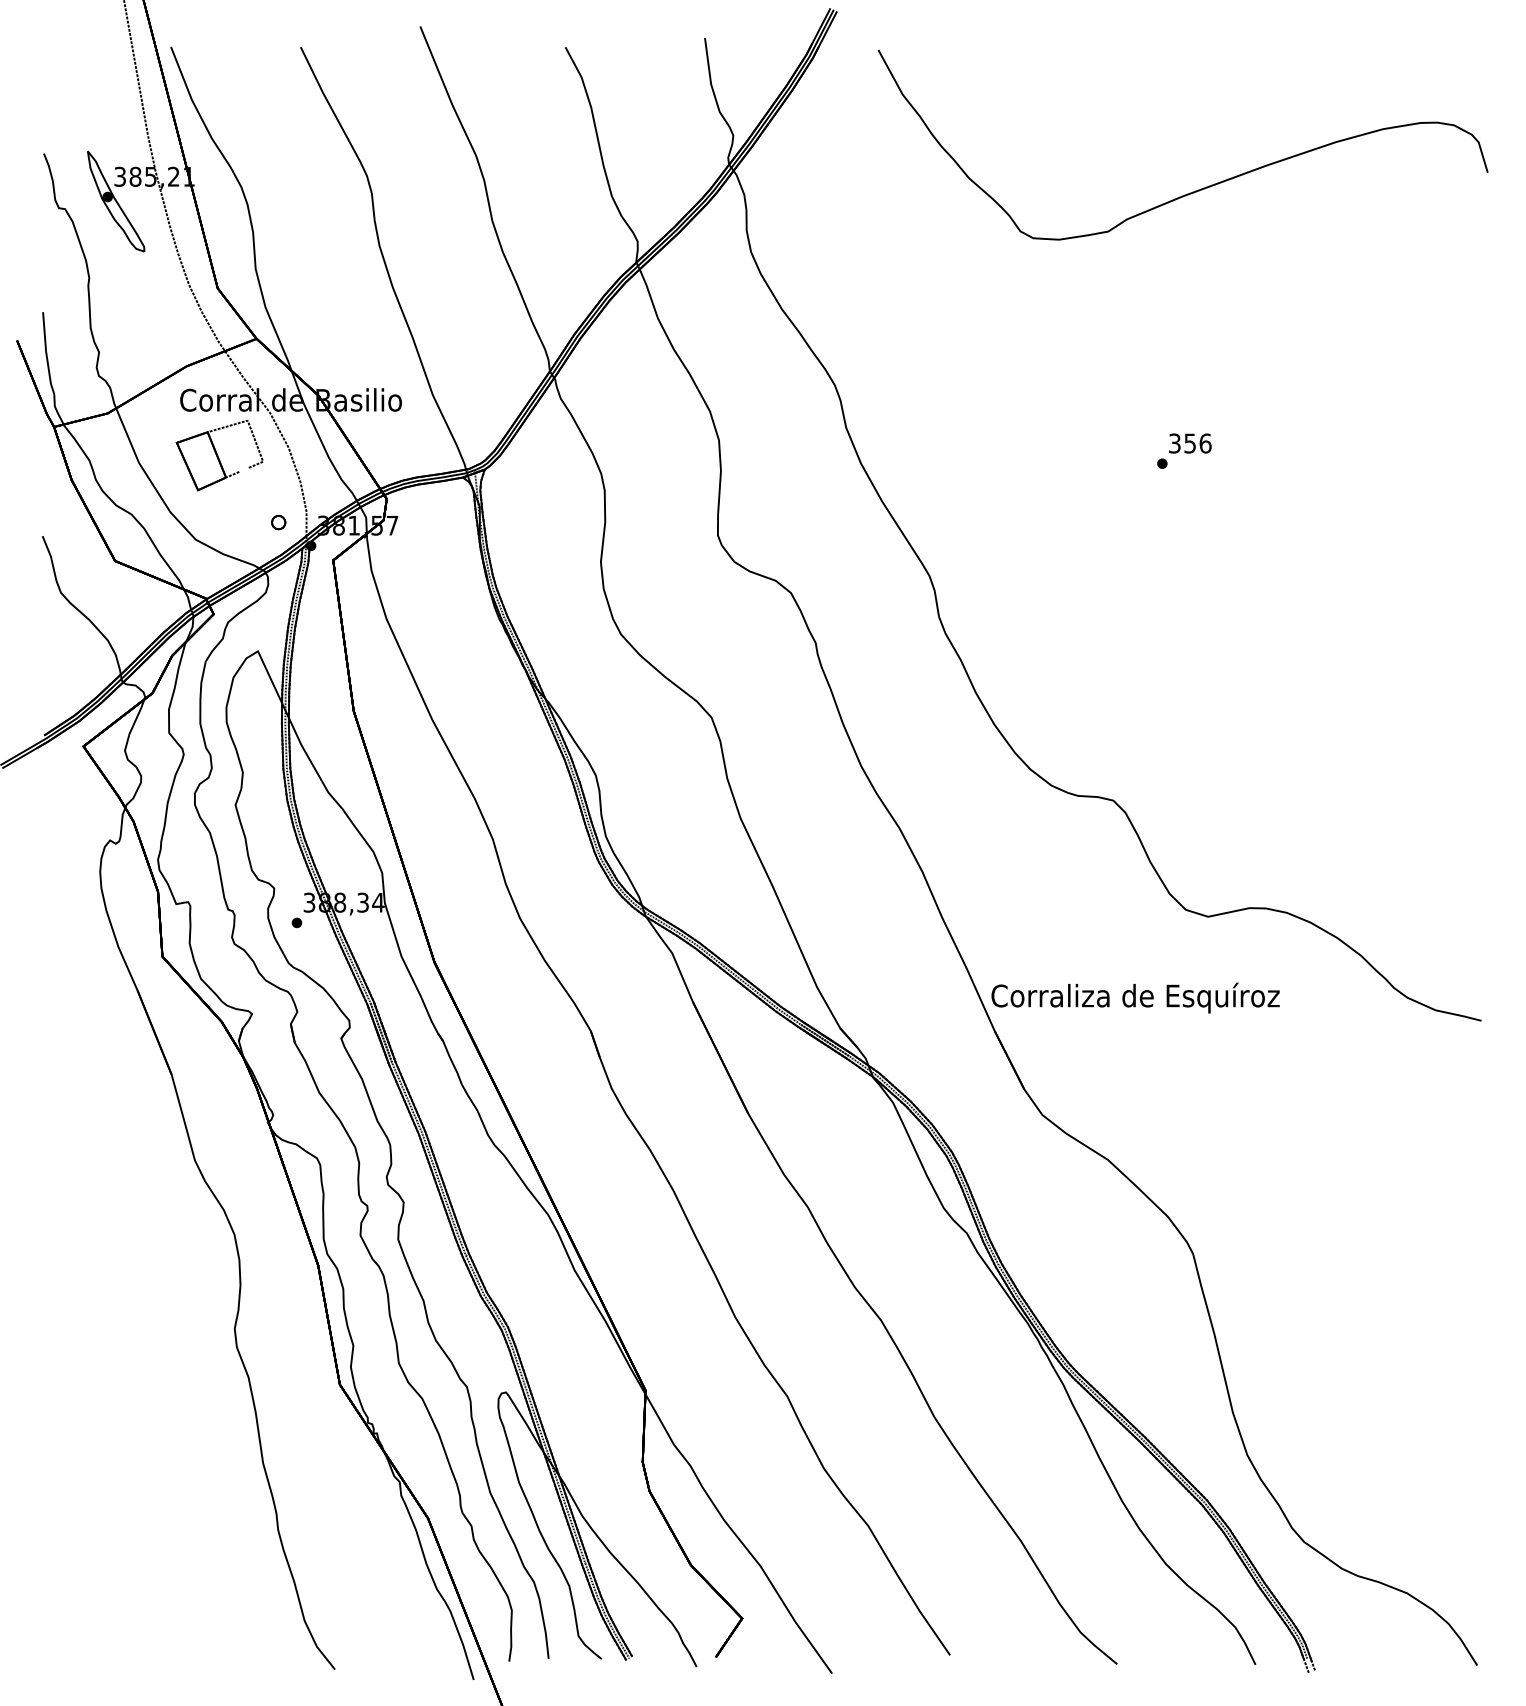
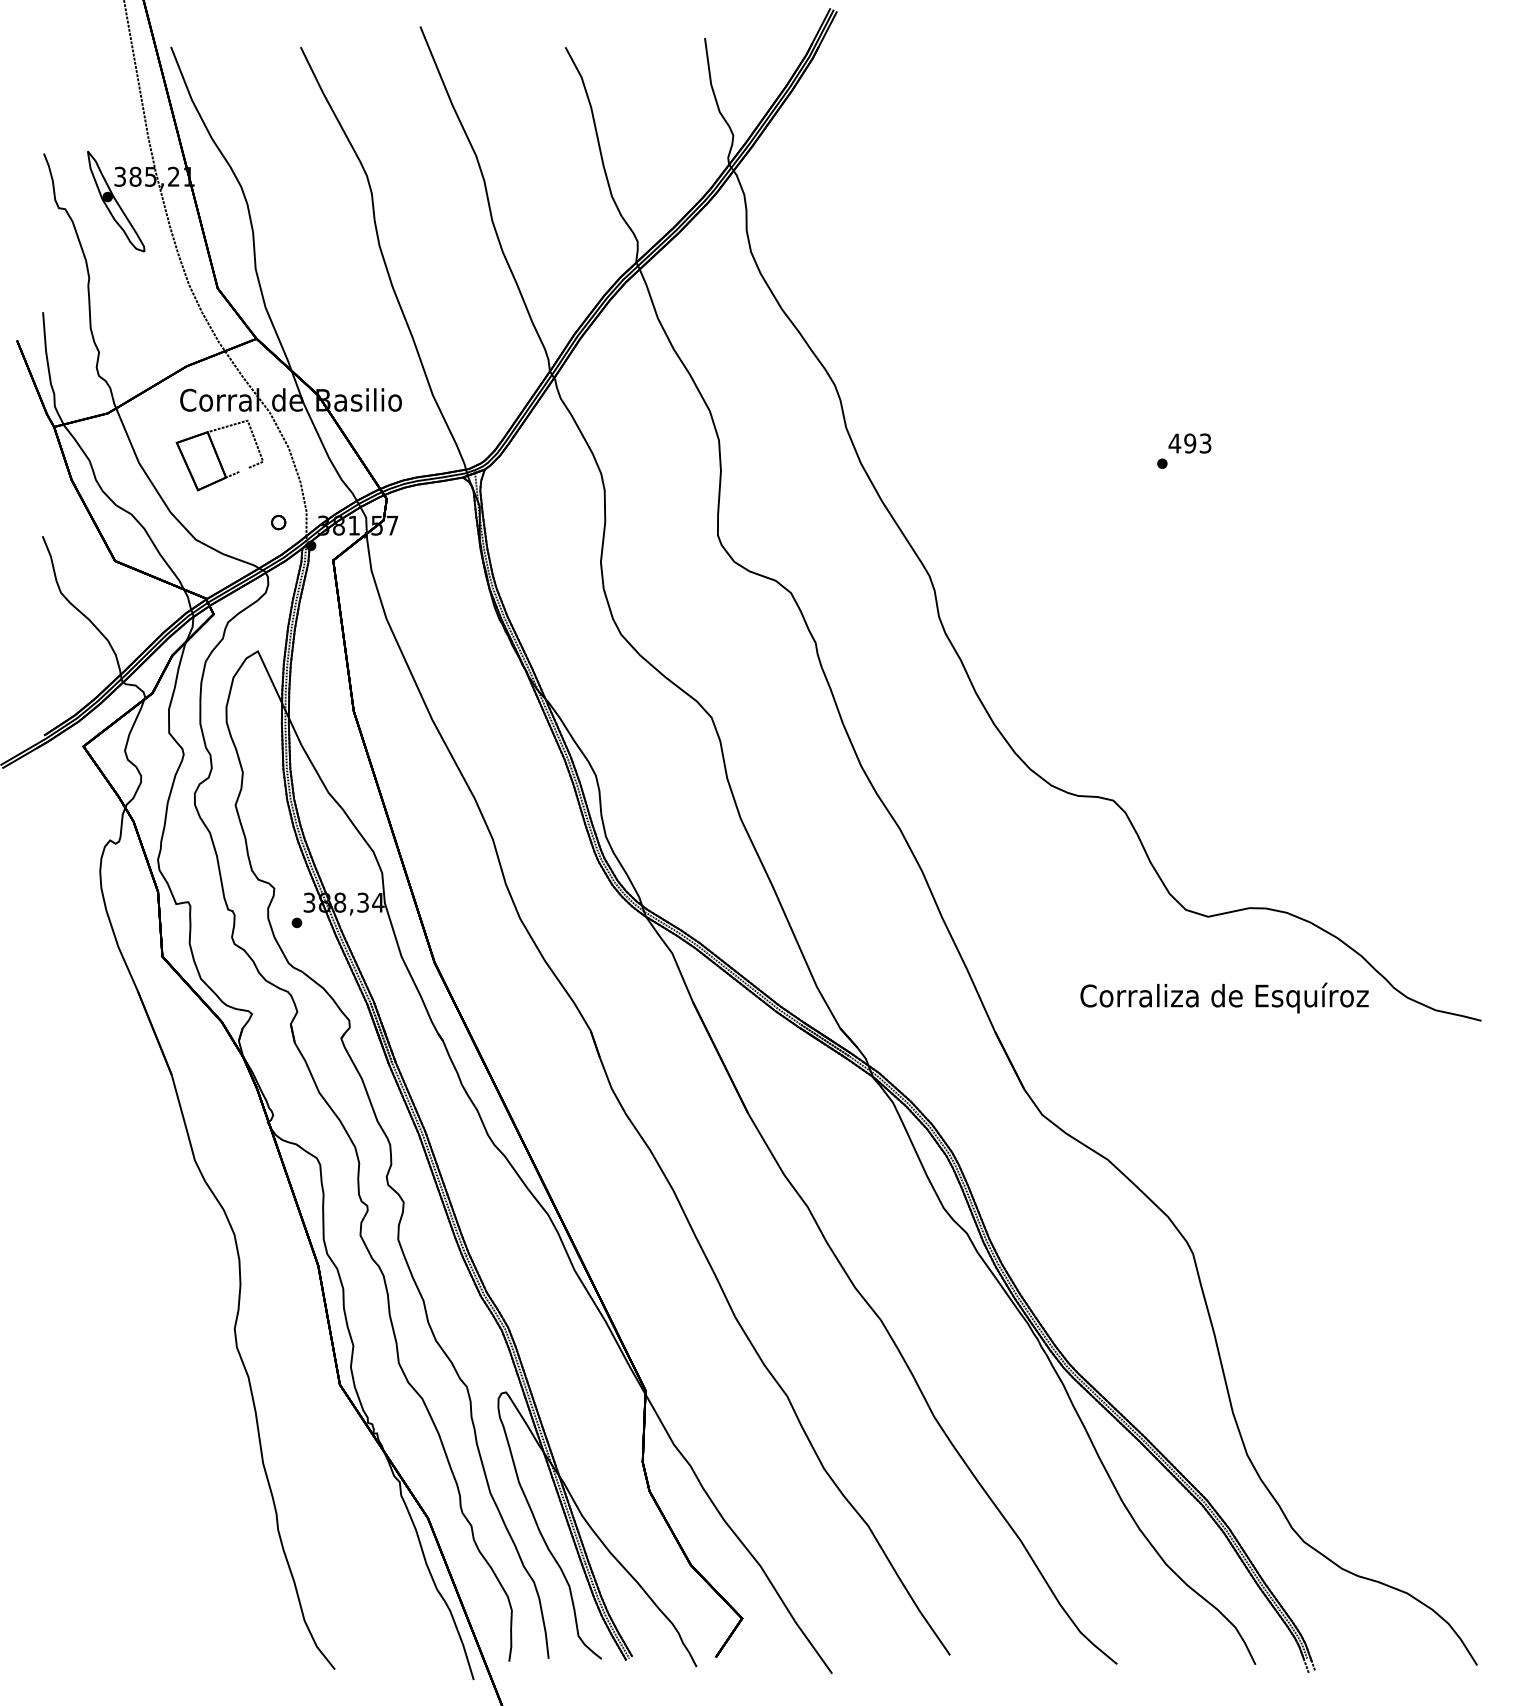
curve: present -> none (1200, 188)
text: 356 -> 493 (1189, 443)
text position: (1135, 997) -> (1224, 997) (1224, 997)
